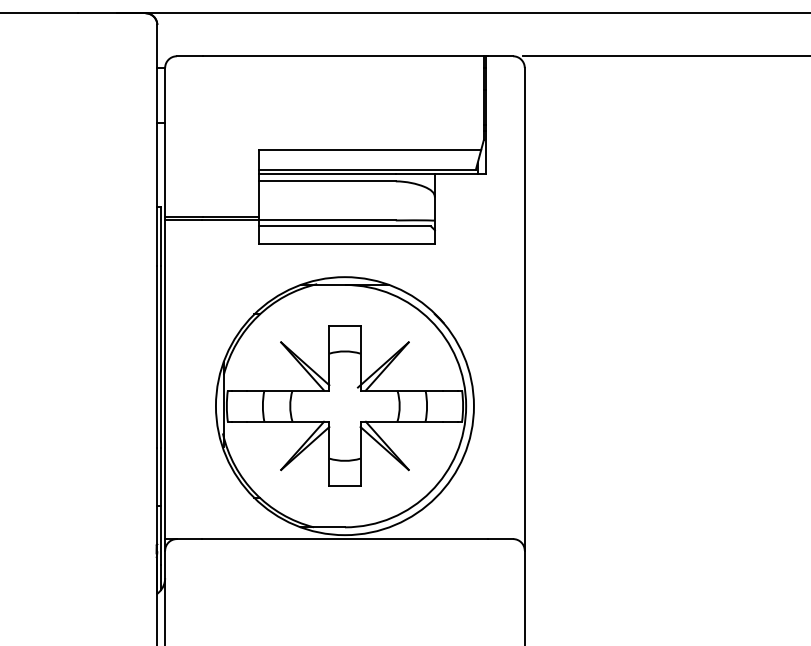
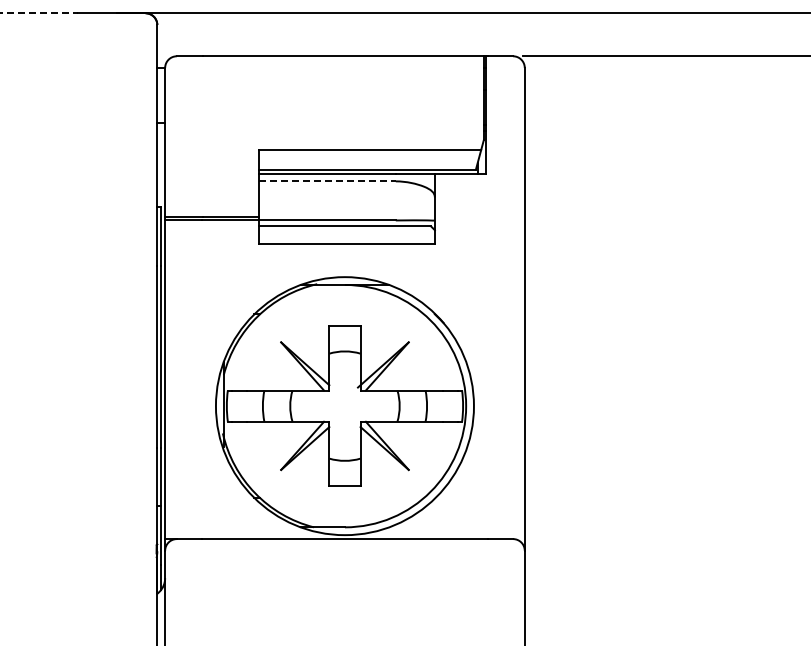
line: solid -> dashed (39, 13)
line: solid -> dashed (327, 181)
